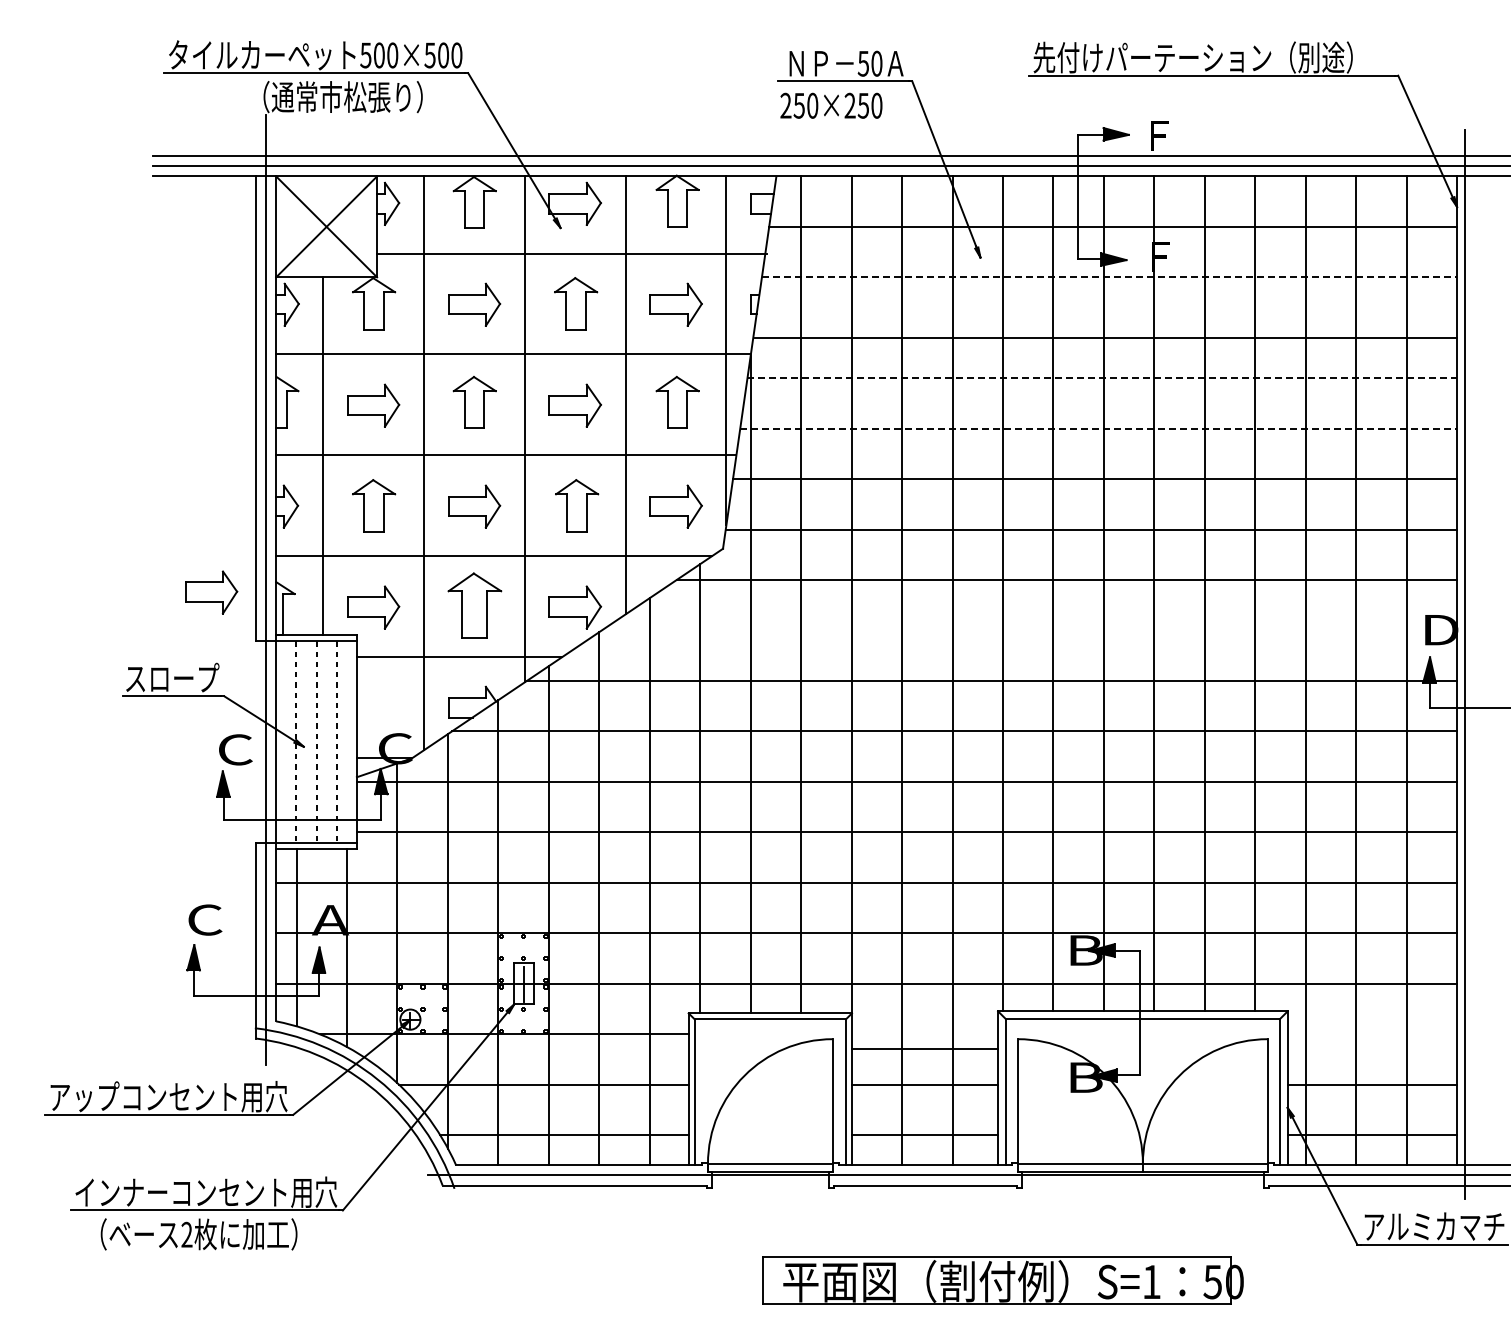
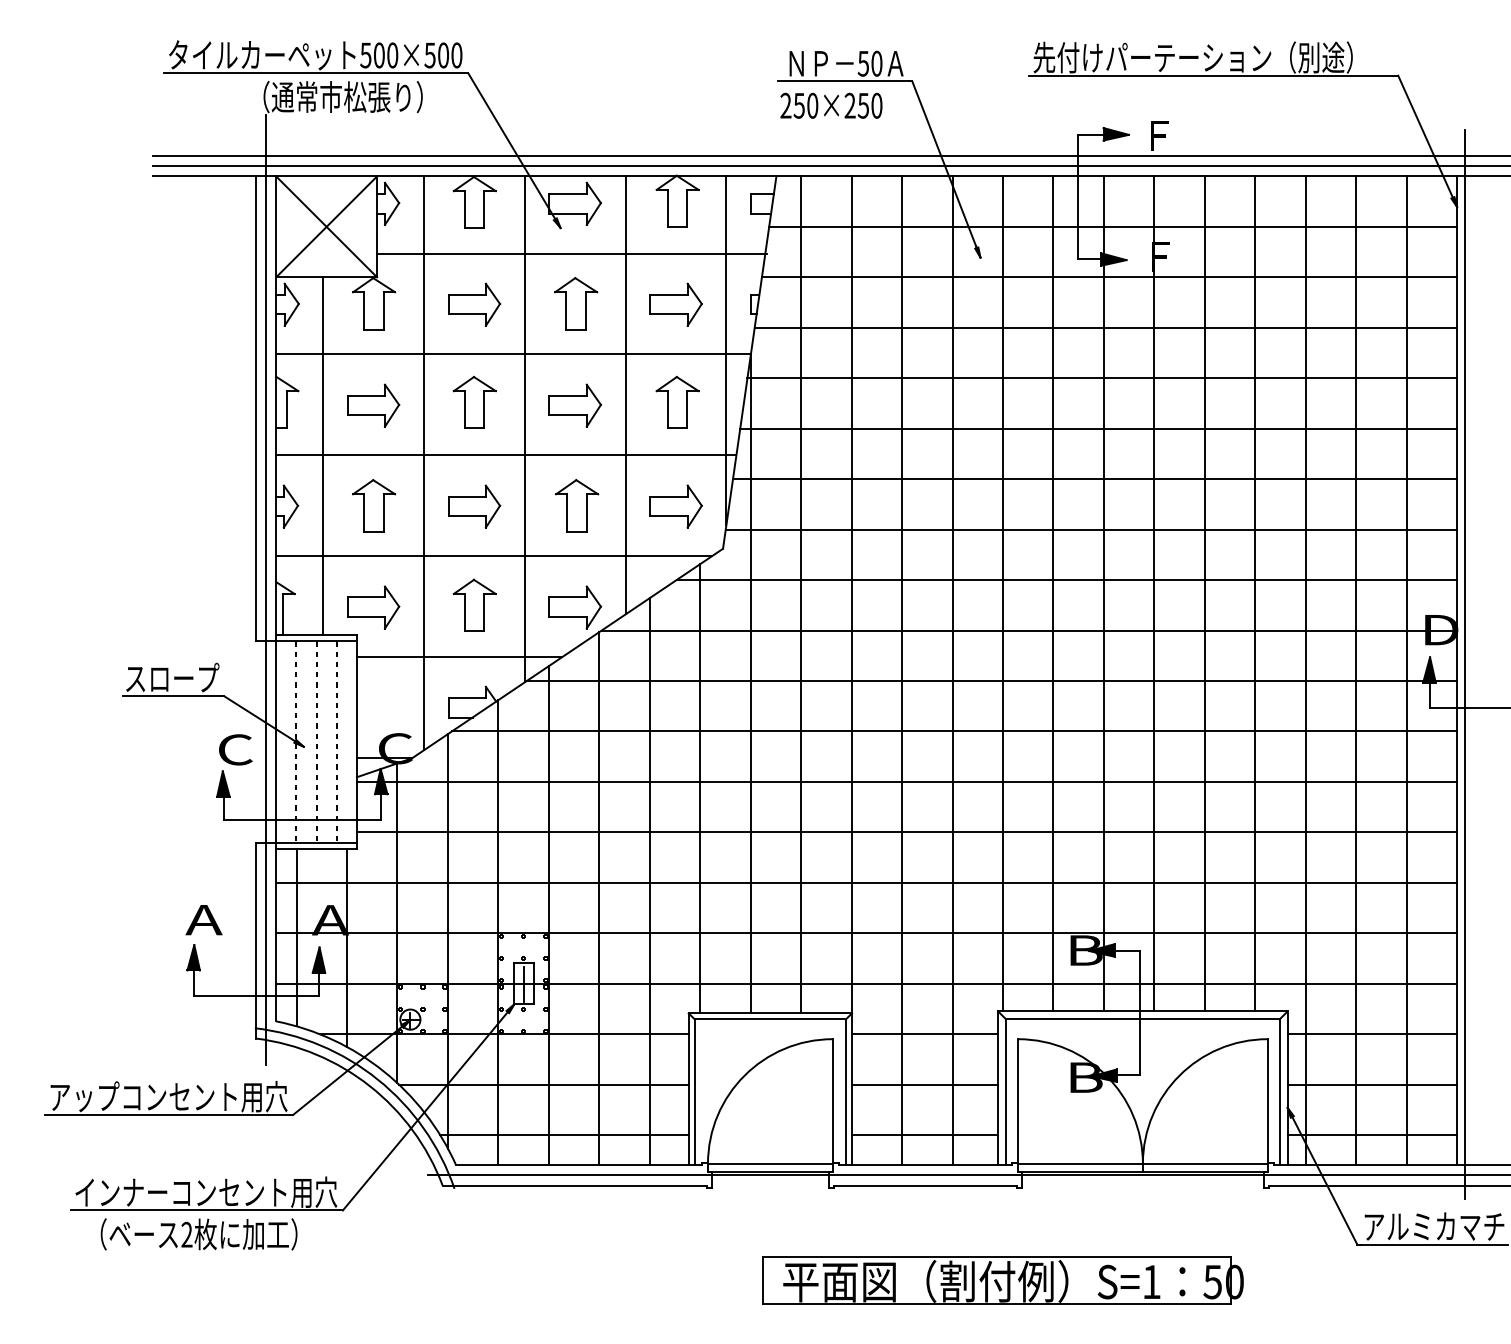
line: dashed -> solid (1109, 277)
line position: (1105, 337) -> (1105, 327) (1105, 327)
line: dashed -> solid (1102, 378)
line: dashed -> solid (1099, 428)
part: present -> none (211, 592)
part size: 56x67 px -> 45x54 px (474, 604)
line: none -> present (1029, 630)
text: C -> A (203, 919)
line: none -> present (1372, 1034)
line position: (924, 1049) -> (924, 1034) (924, 1034)
